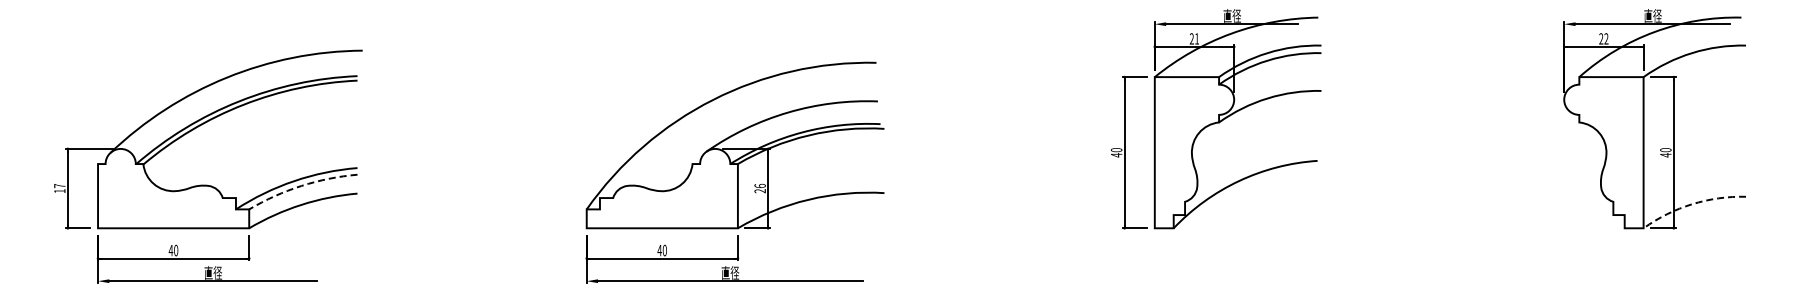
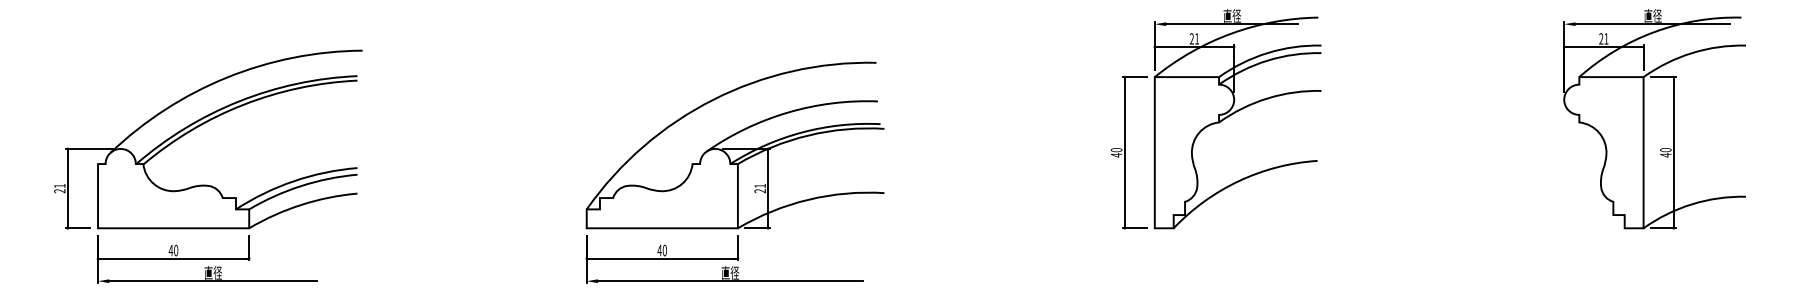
text: 22 -> 21 (1606, 38)
text: 26 -> 21 (759, 185)
arc: dashed -> solid (301, 186)
text: 17 -> 21 (59, 188)
arc: dashed -> solid (1692, 204)
